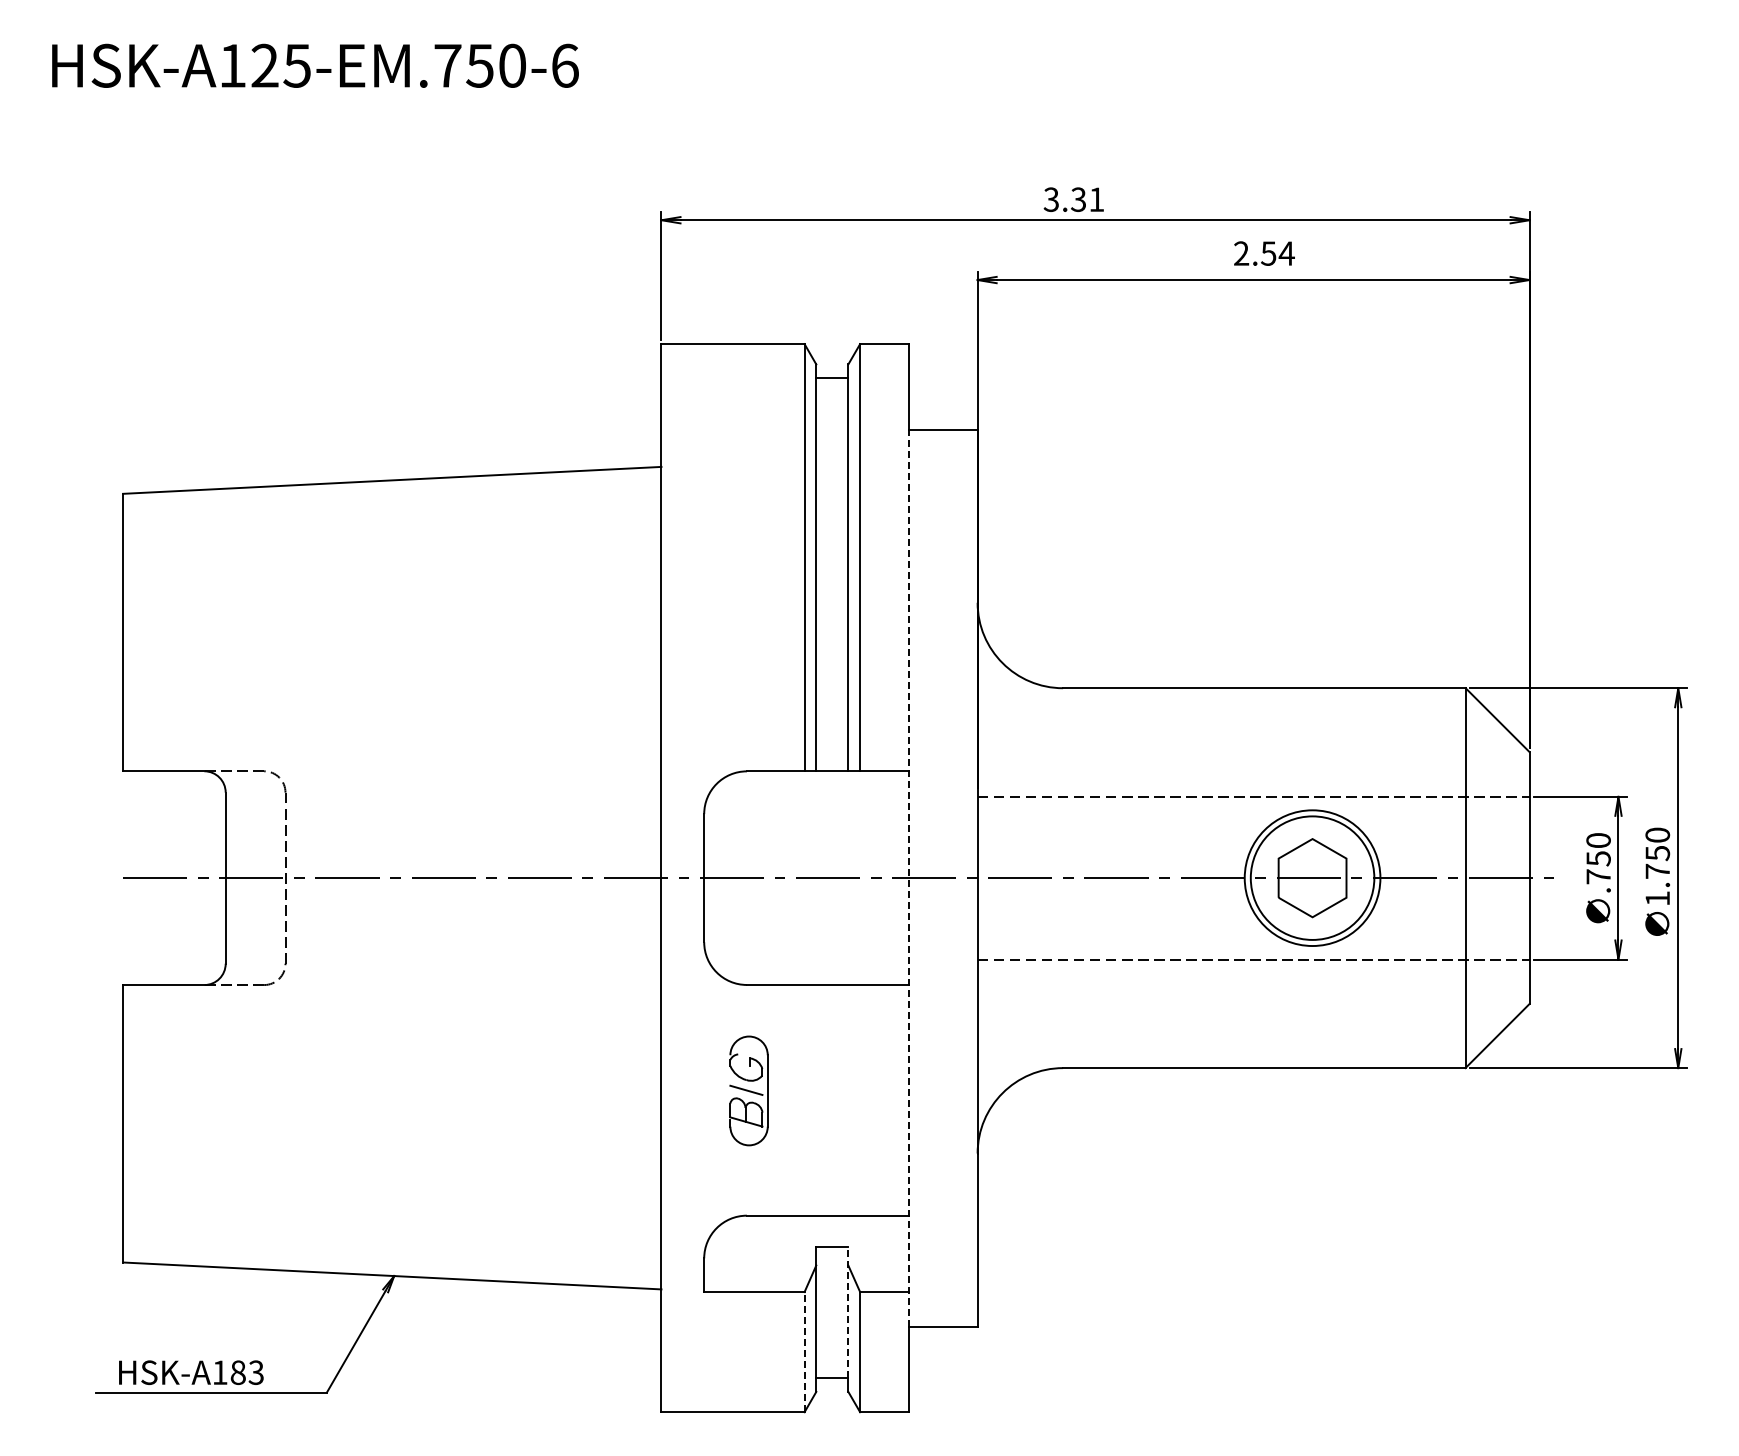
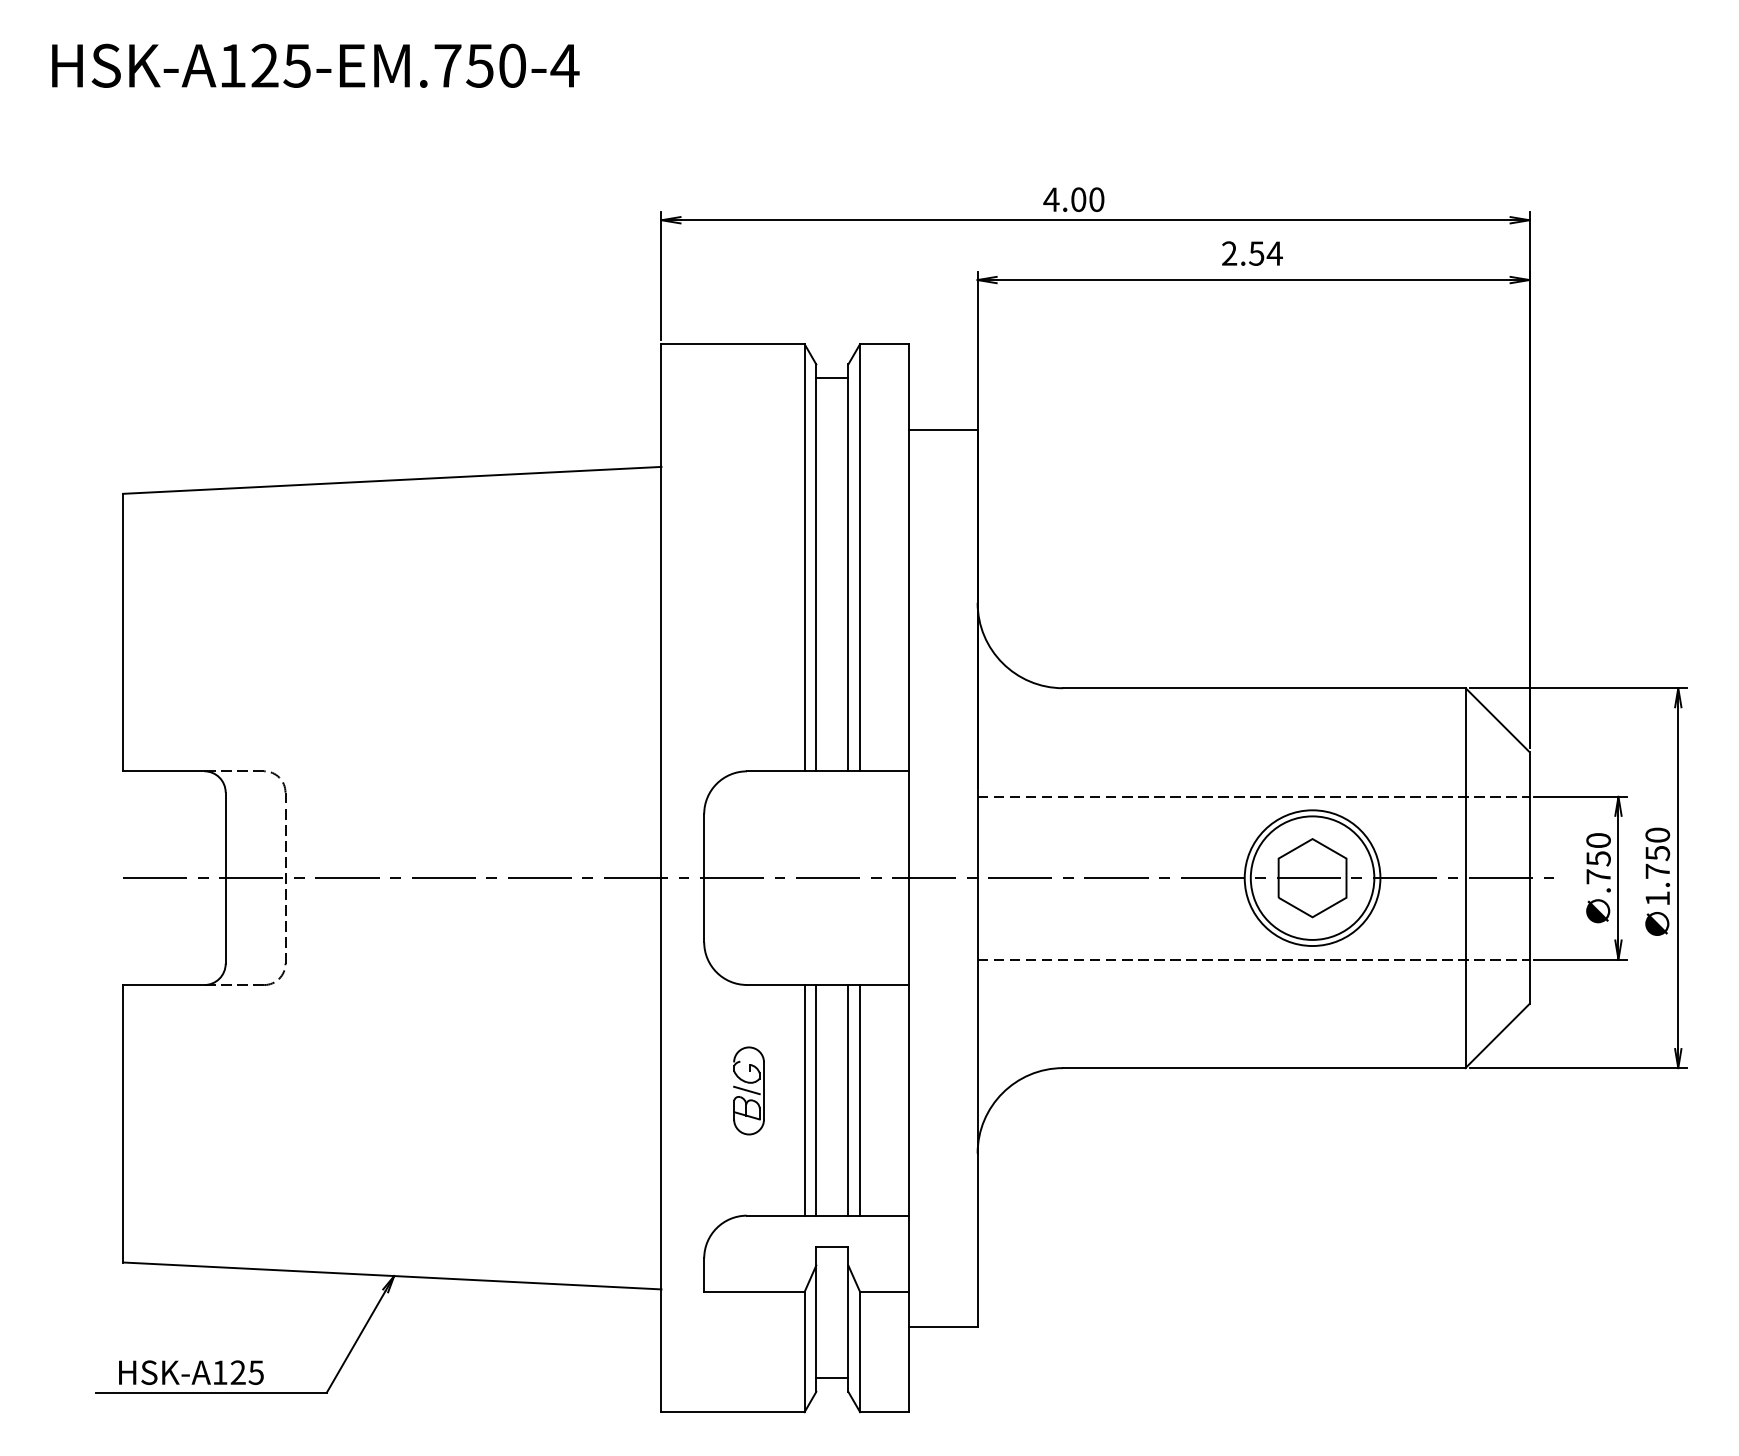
text: HSK-A125-EM.750-6 -> HSK-A125-EM.750-4 (564, 65)
text: 3.31 -> 4.00 (1073, 199)
text position: (1264, 253) -> (1252, 253) (1252, 253)
line: dashed -> solid (909, 878)
part size: 40x112 px -> 32x90 px (748, 1090)
line: none -> present (804, 1099)
line: none -> present (816, 1099)
line: none -> present (848, 1099)
line: none -> present (860, 1099)
line: dashed -> solid (848, 1312)
line: dashed -> solid (804, 1351)
text: HSK-A183 -> HSK-A125 (246, 1372)
